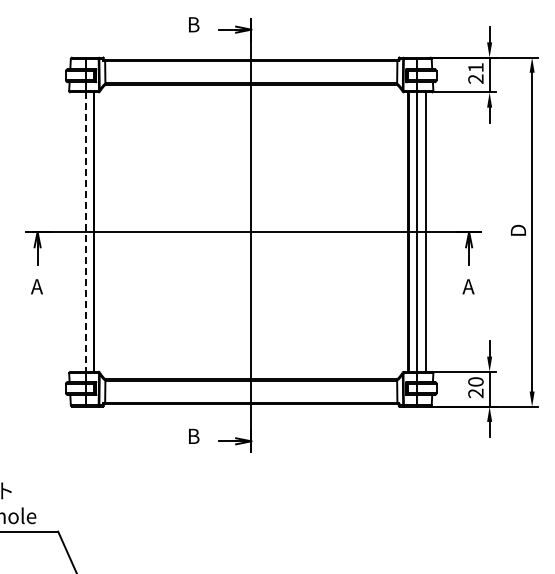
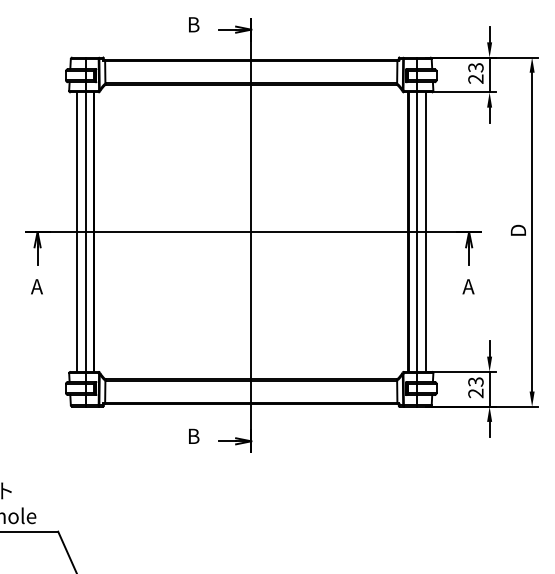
text: 21 -> 23 (475, 67)
line: none -> present (76, 231)
line: dashed -> solid (85, 232)
text: 20 -> 23 (475, 381)
